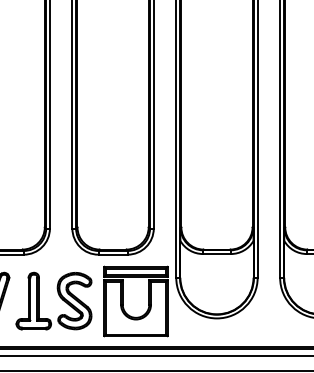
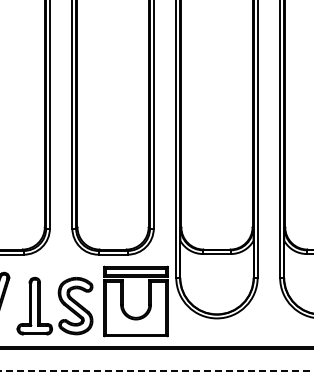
part position: (59, 297) -> (60, 302) (60, 302)
line: present -> none (156, 355)
line: solid -> dashed (157, 371)
